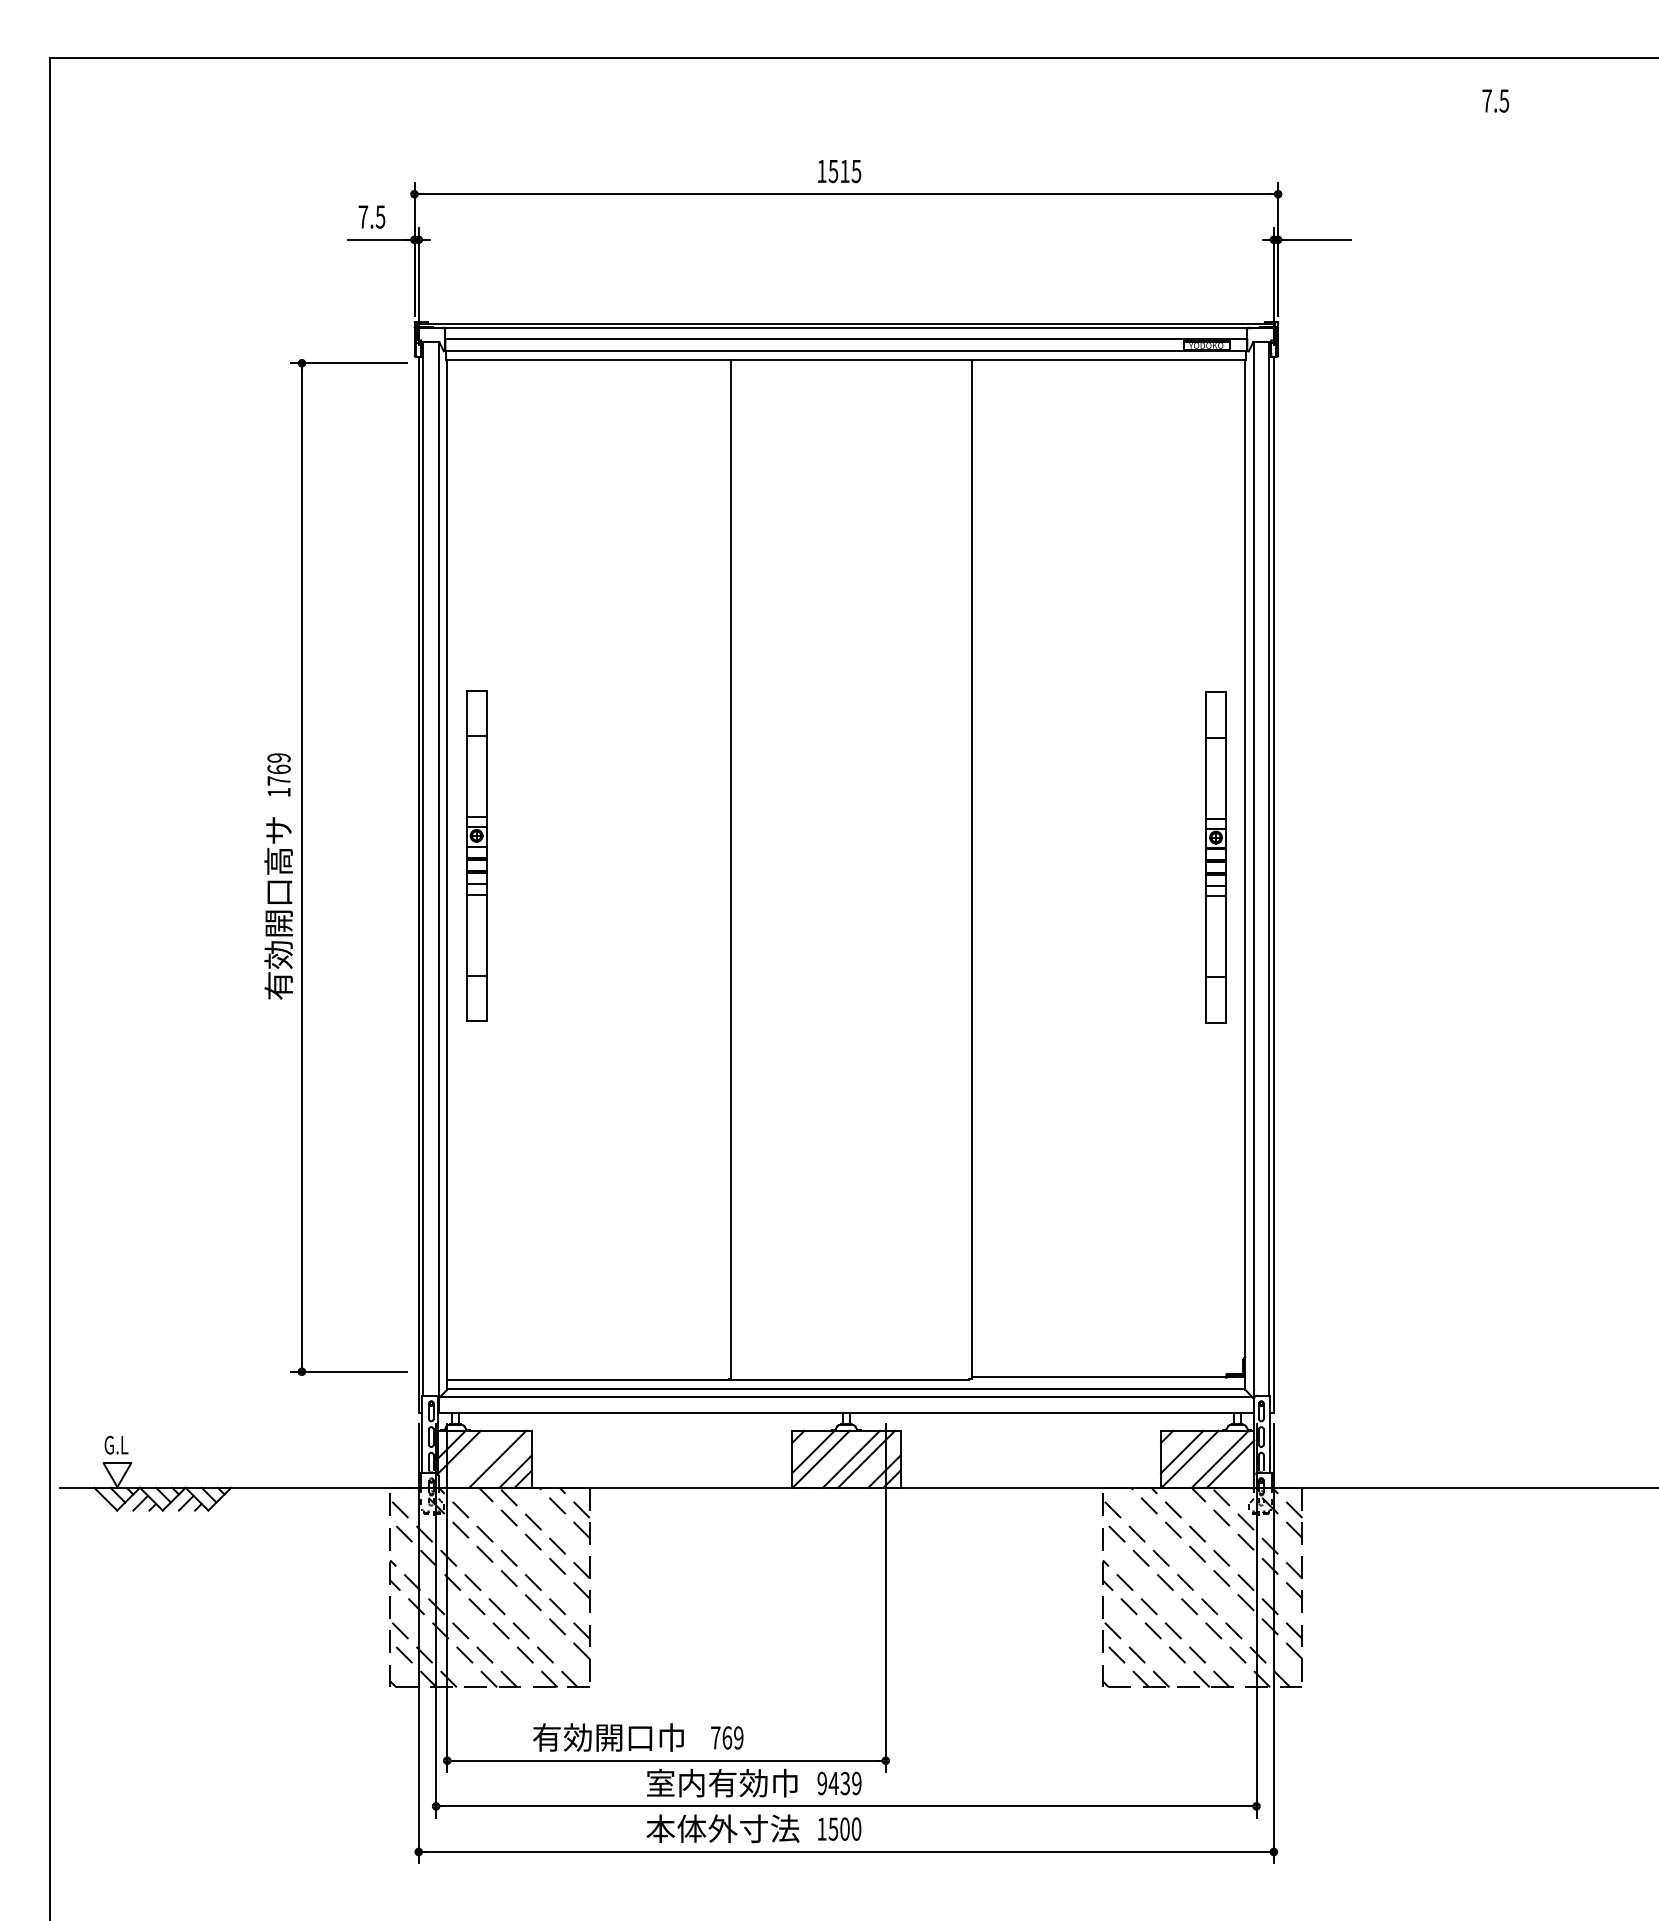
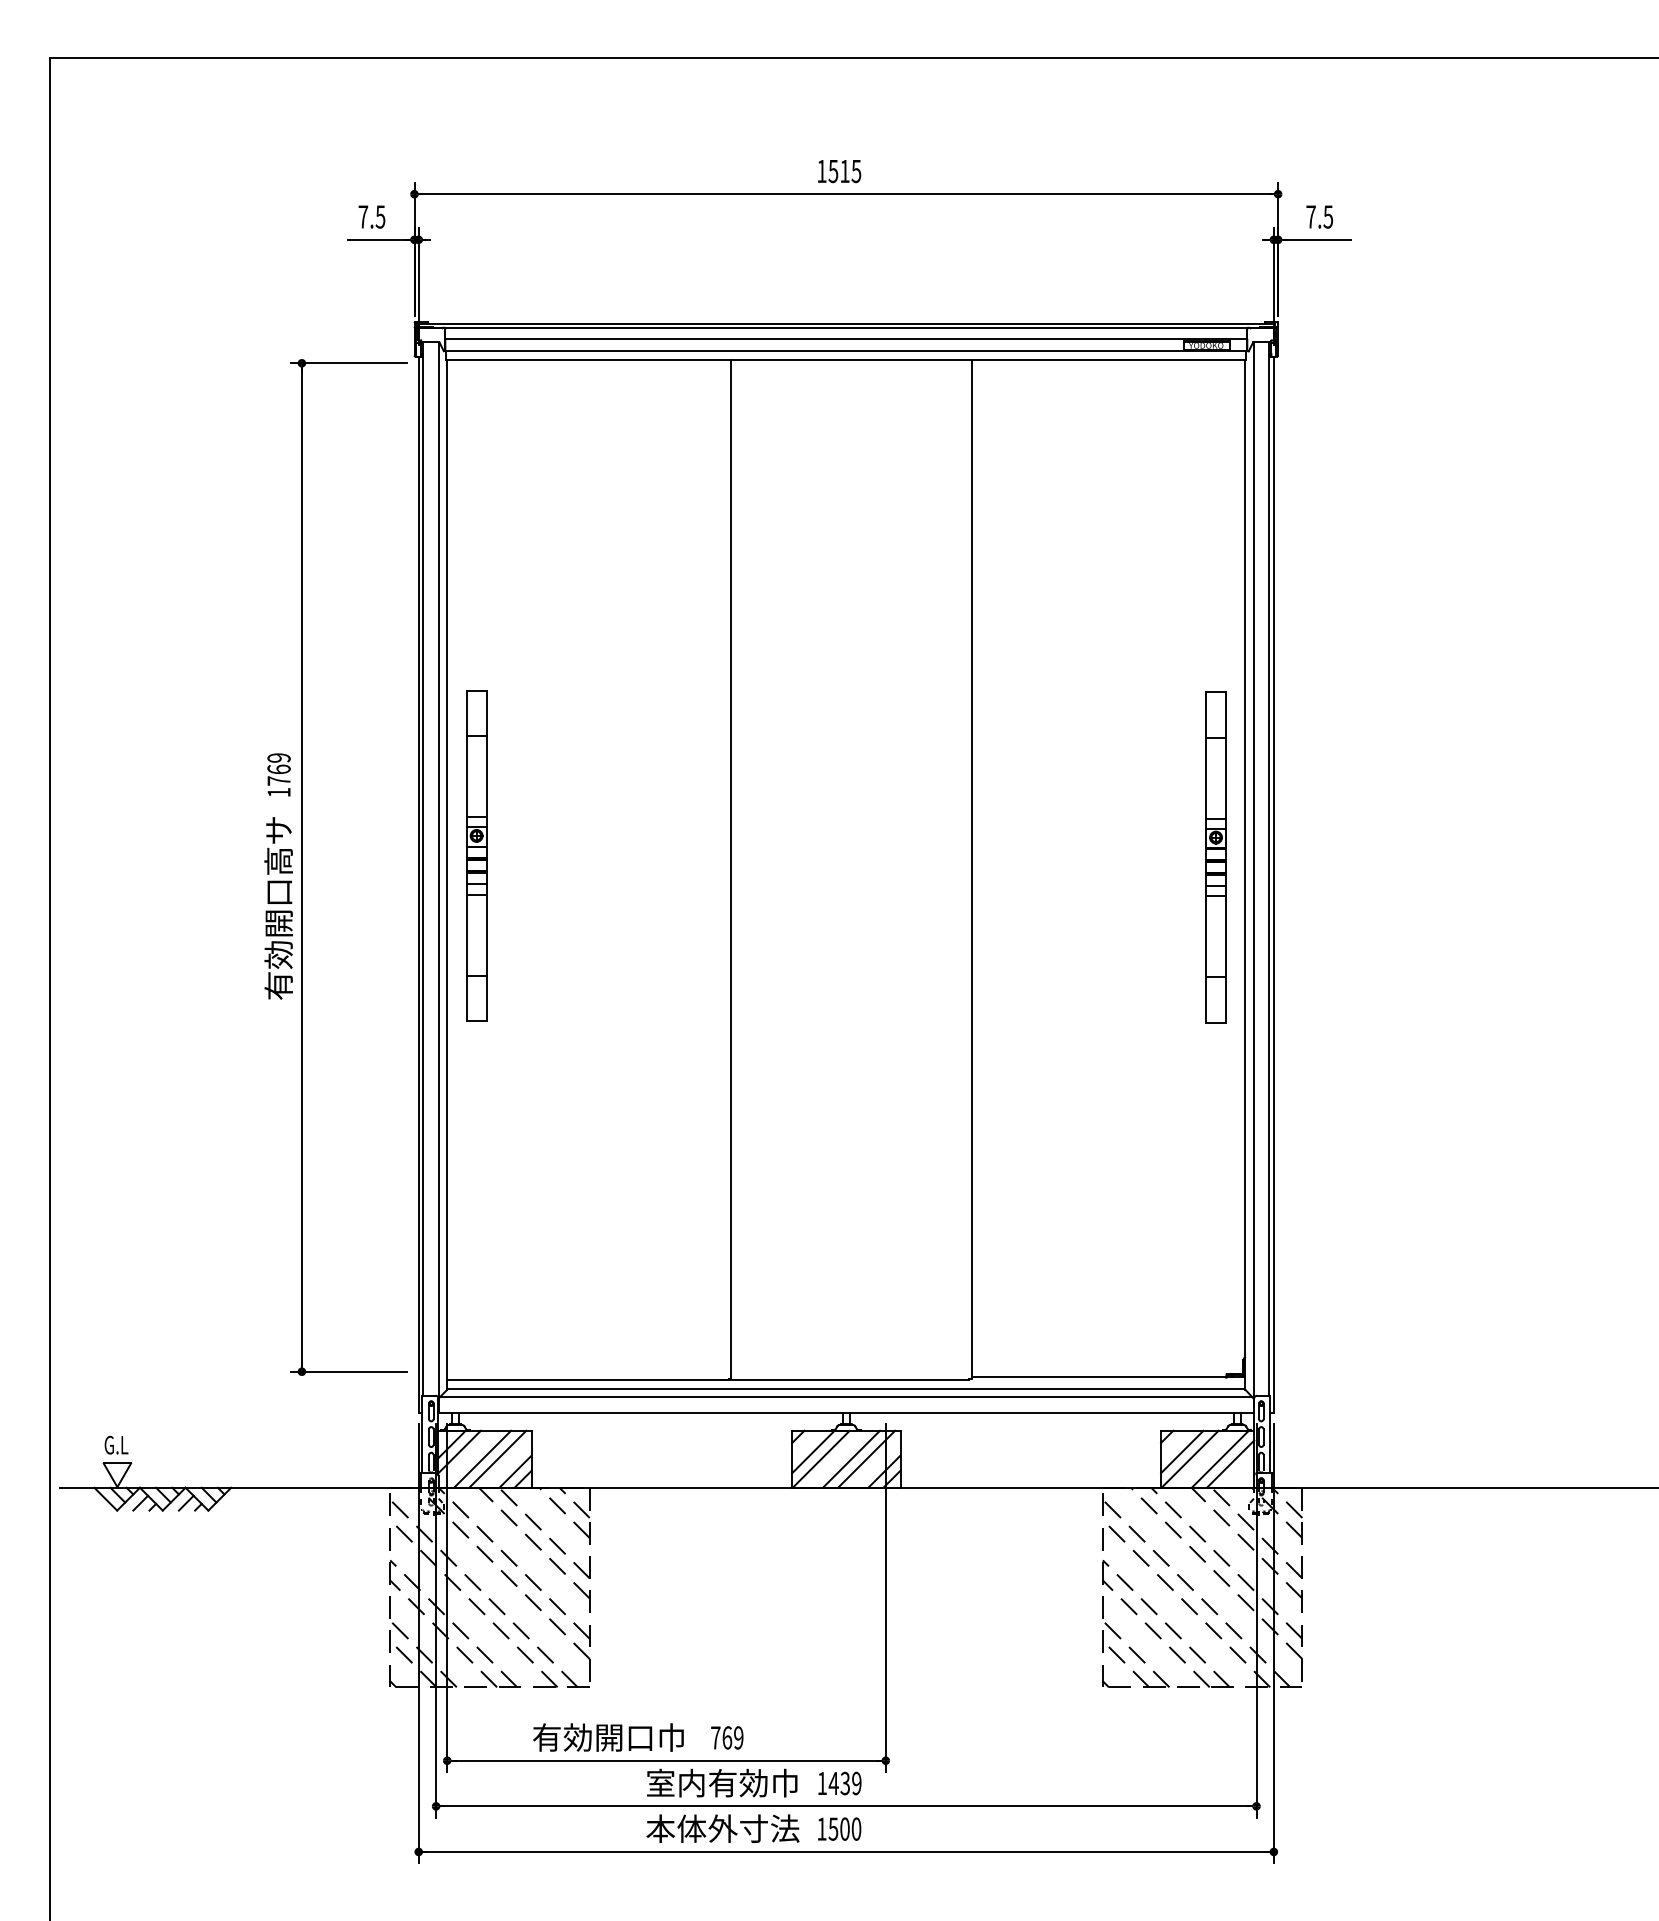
text position: (1495, 100) -> (1319, 216) (1319, 216)
line: none -> present (482, 1458)
text: 9439 -> 1439 (821, 1783)
